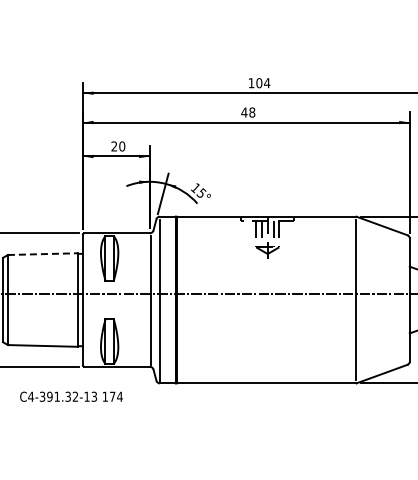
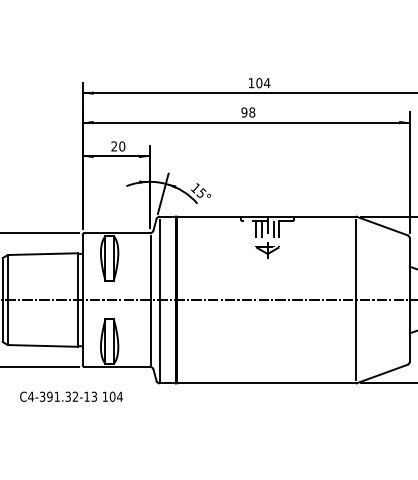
text: 48 -> 98 (244, 112)
line: dashed -> solid (43, 254)
line position: (208, 294) -> (208, 300) (208, 300)
text: 174 -> 104 (112, 396)
